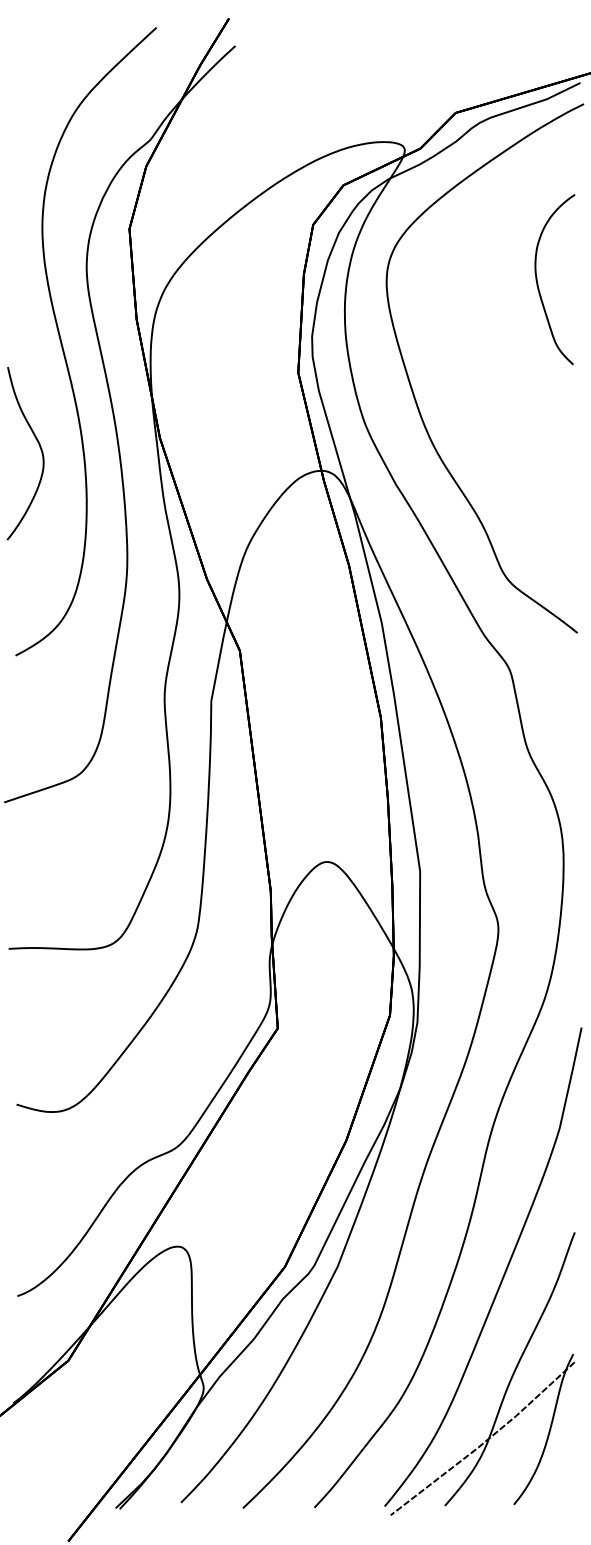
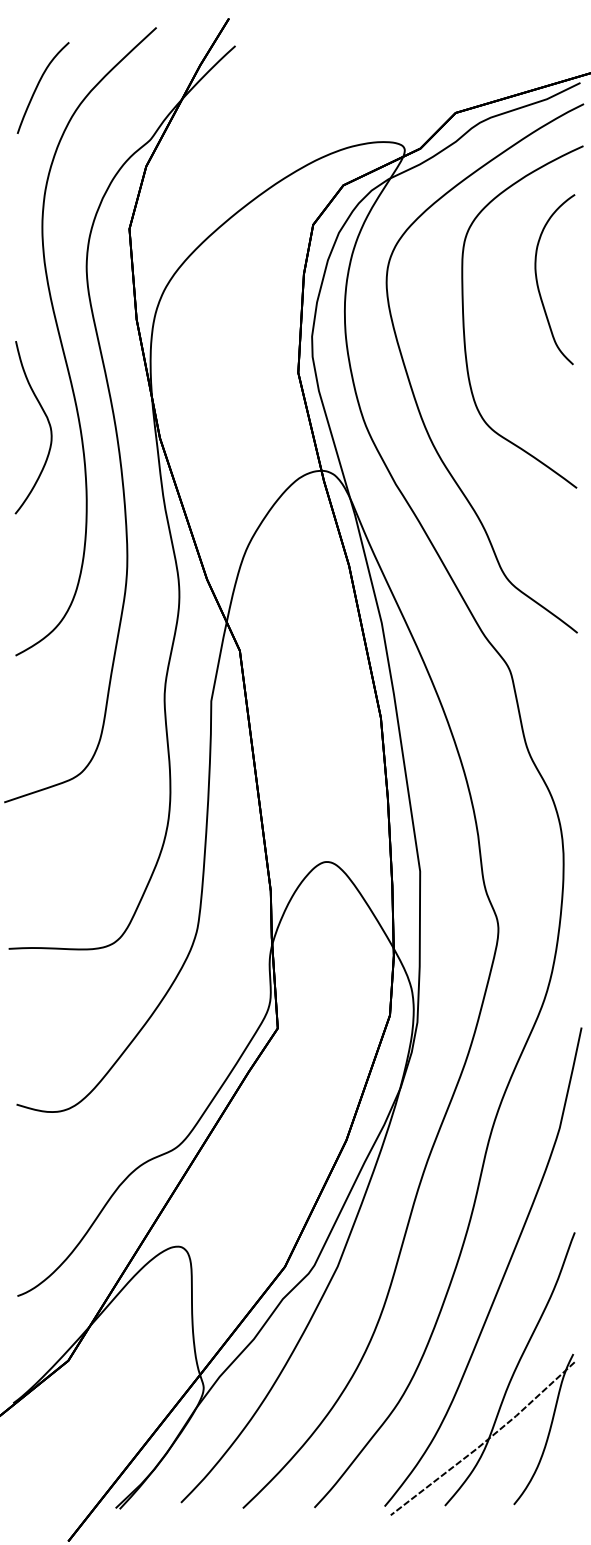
curve: none -> present (38, 86)
curve: none -> present (464, 316)
curve position: (39, 447) -> (47, 421) (47, 421)
